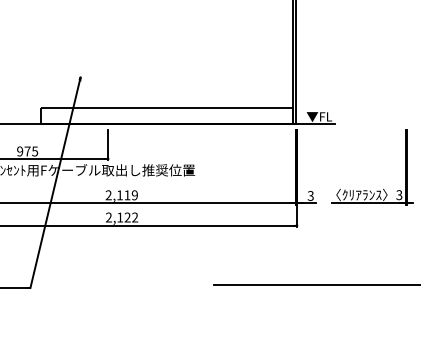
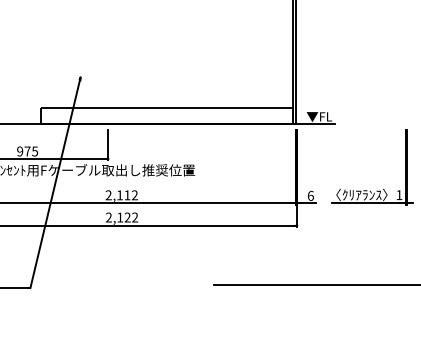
text: 2,119 -> 2,112 (134, 195)
text: 3 -> 6 (310, 195)
text: 3 -> 1 (399, 195)
